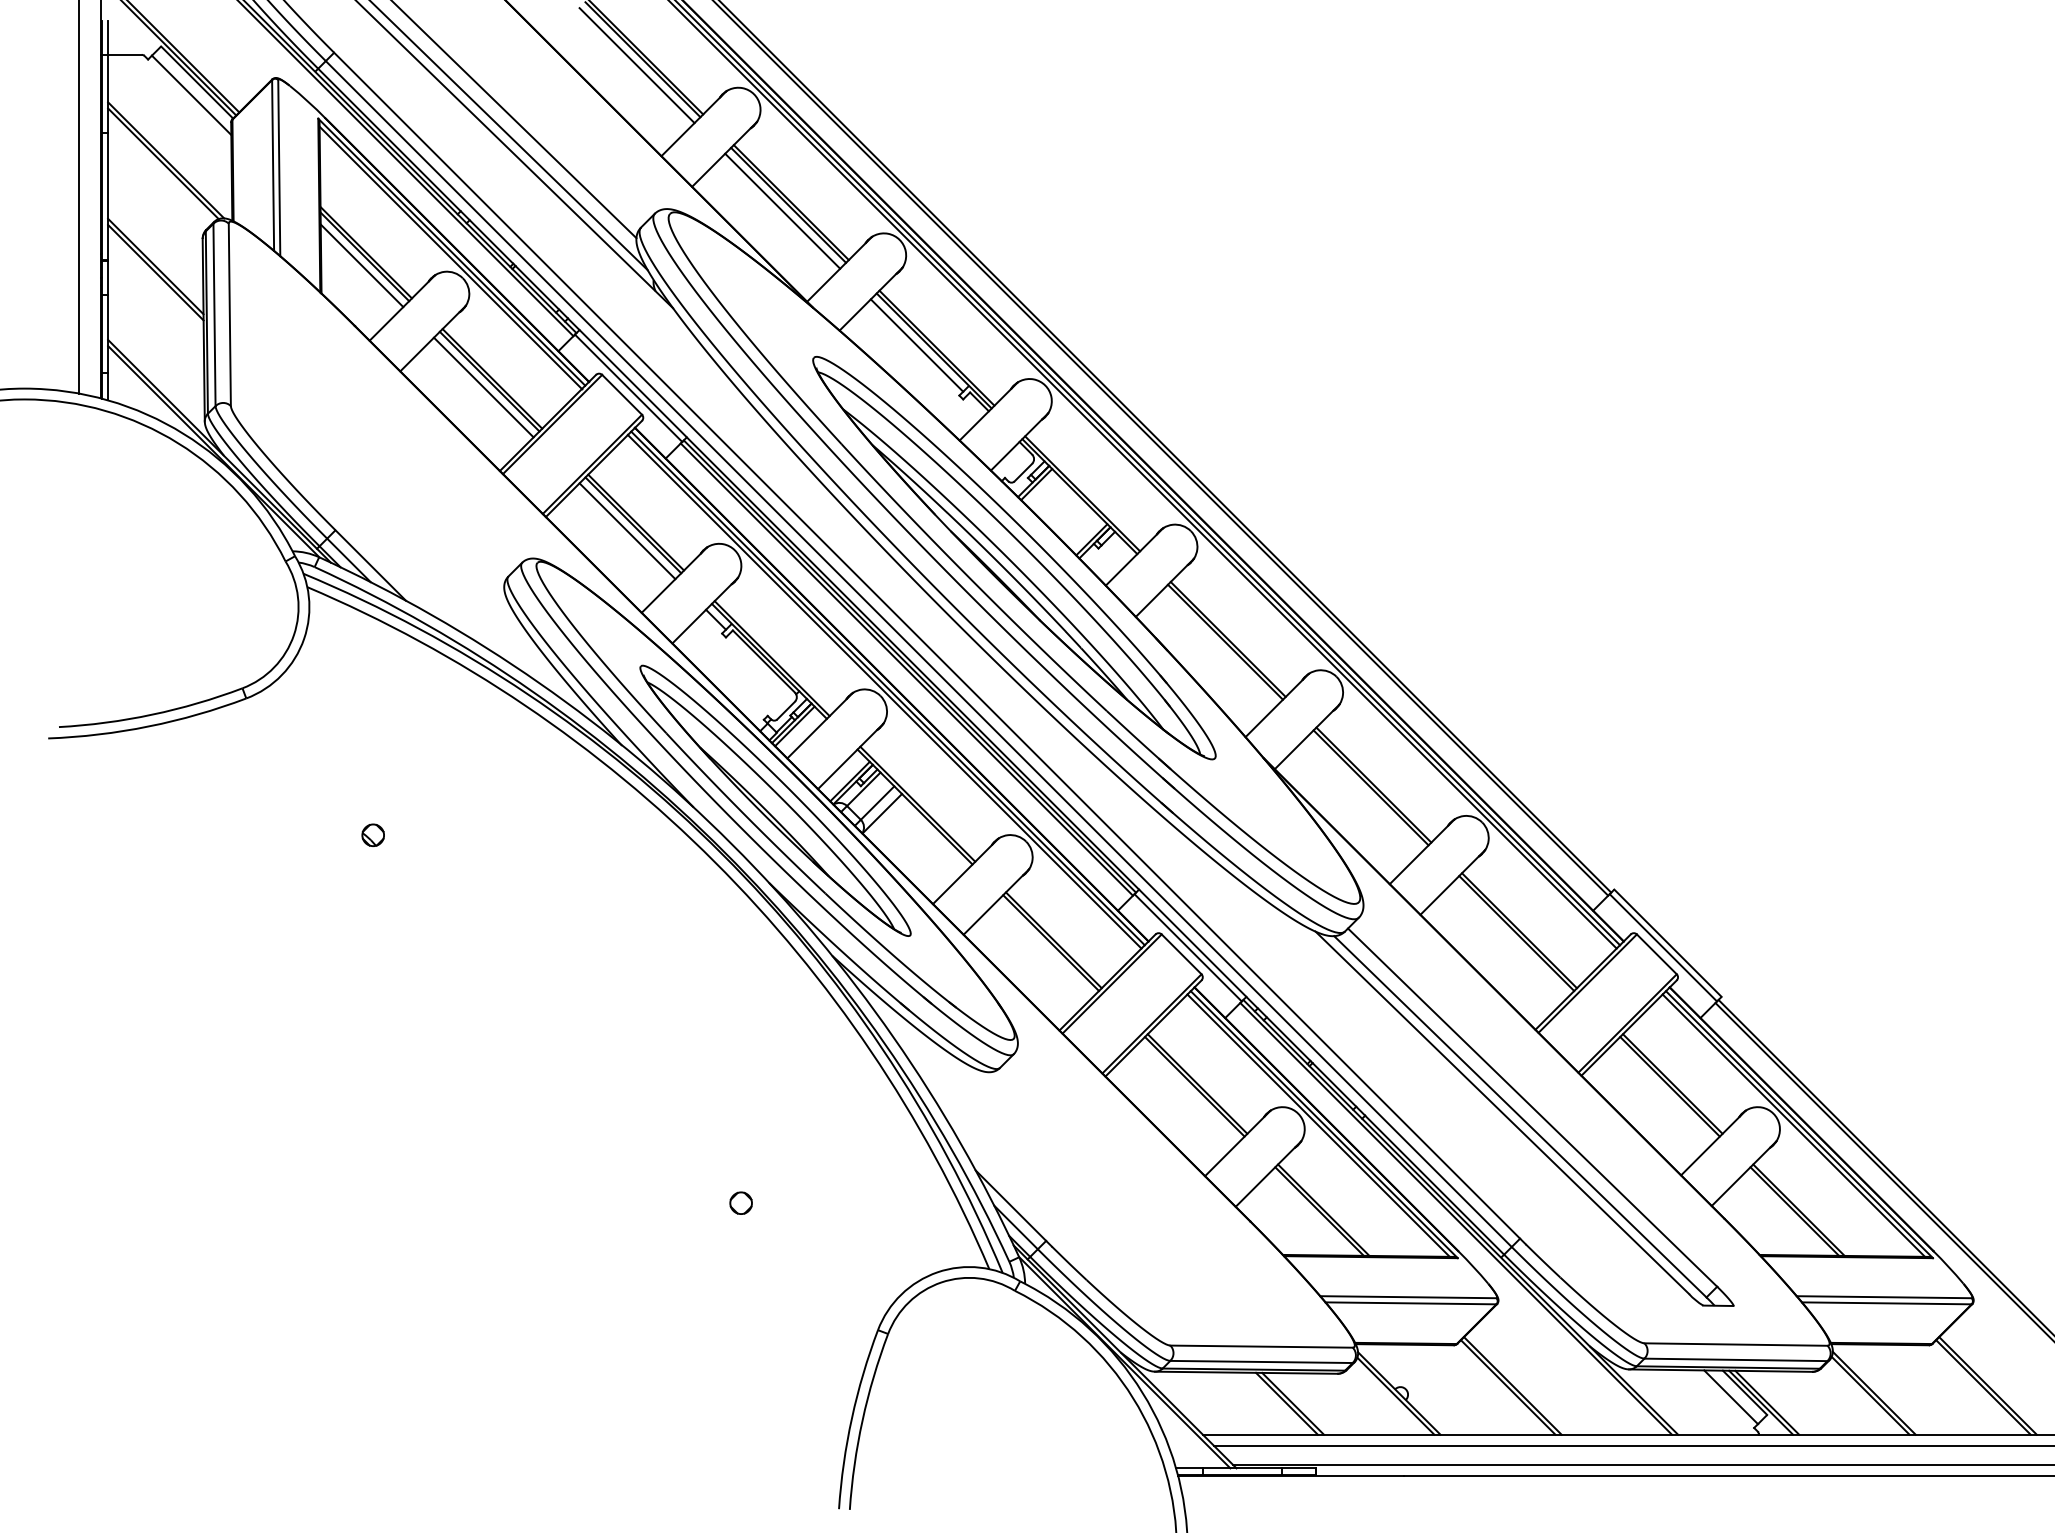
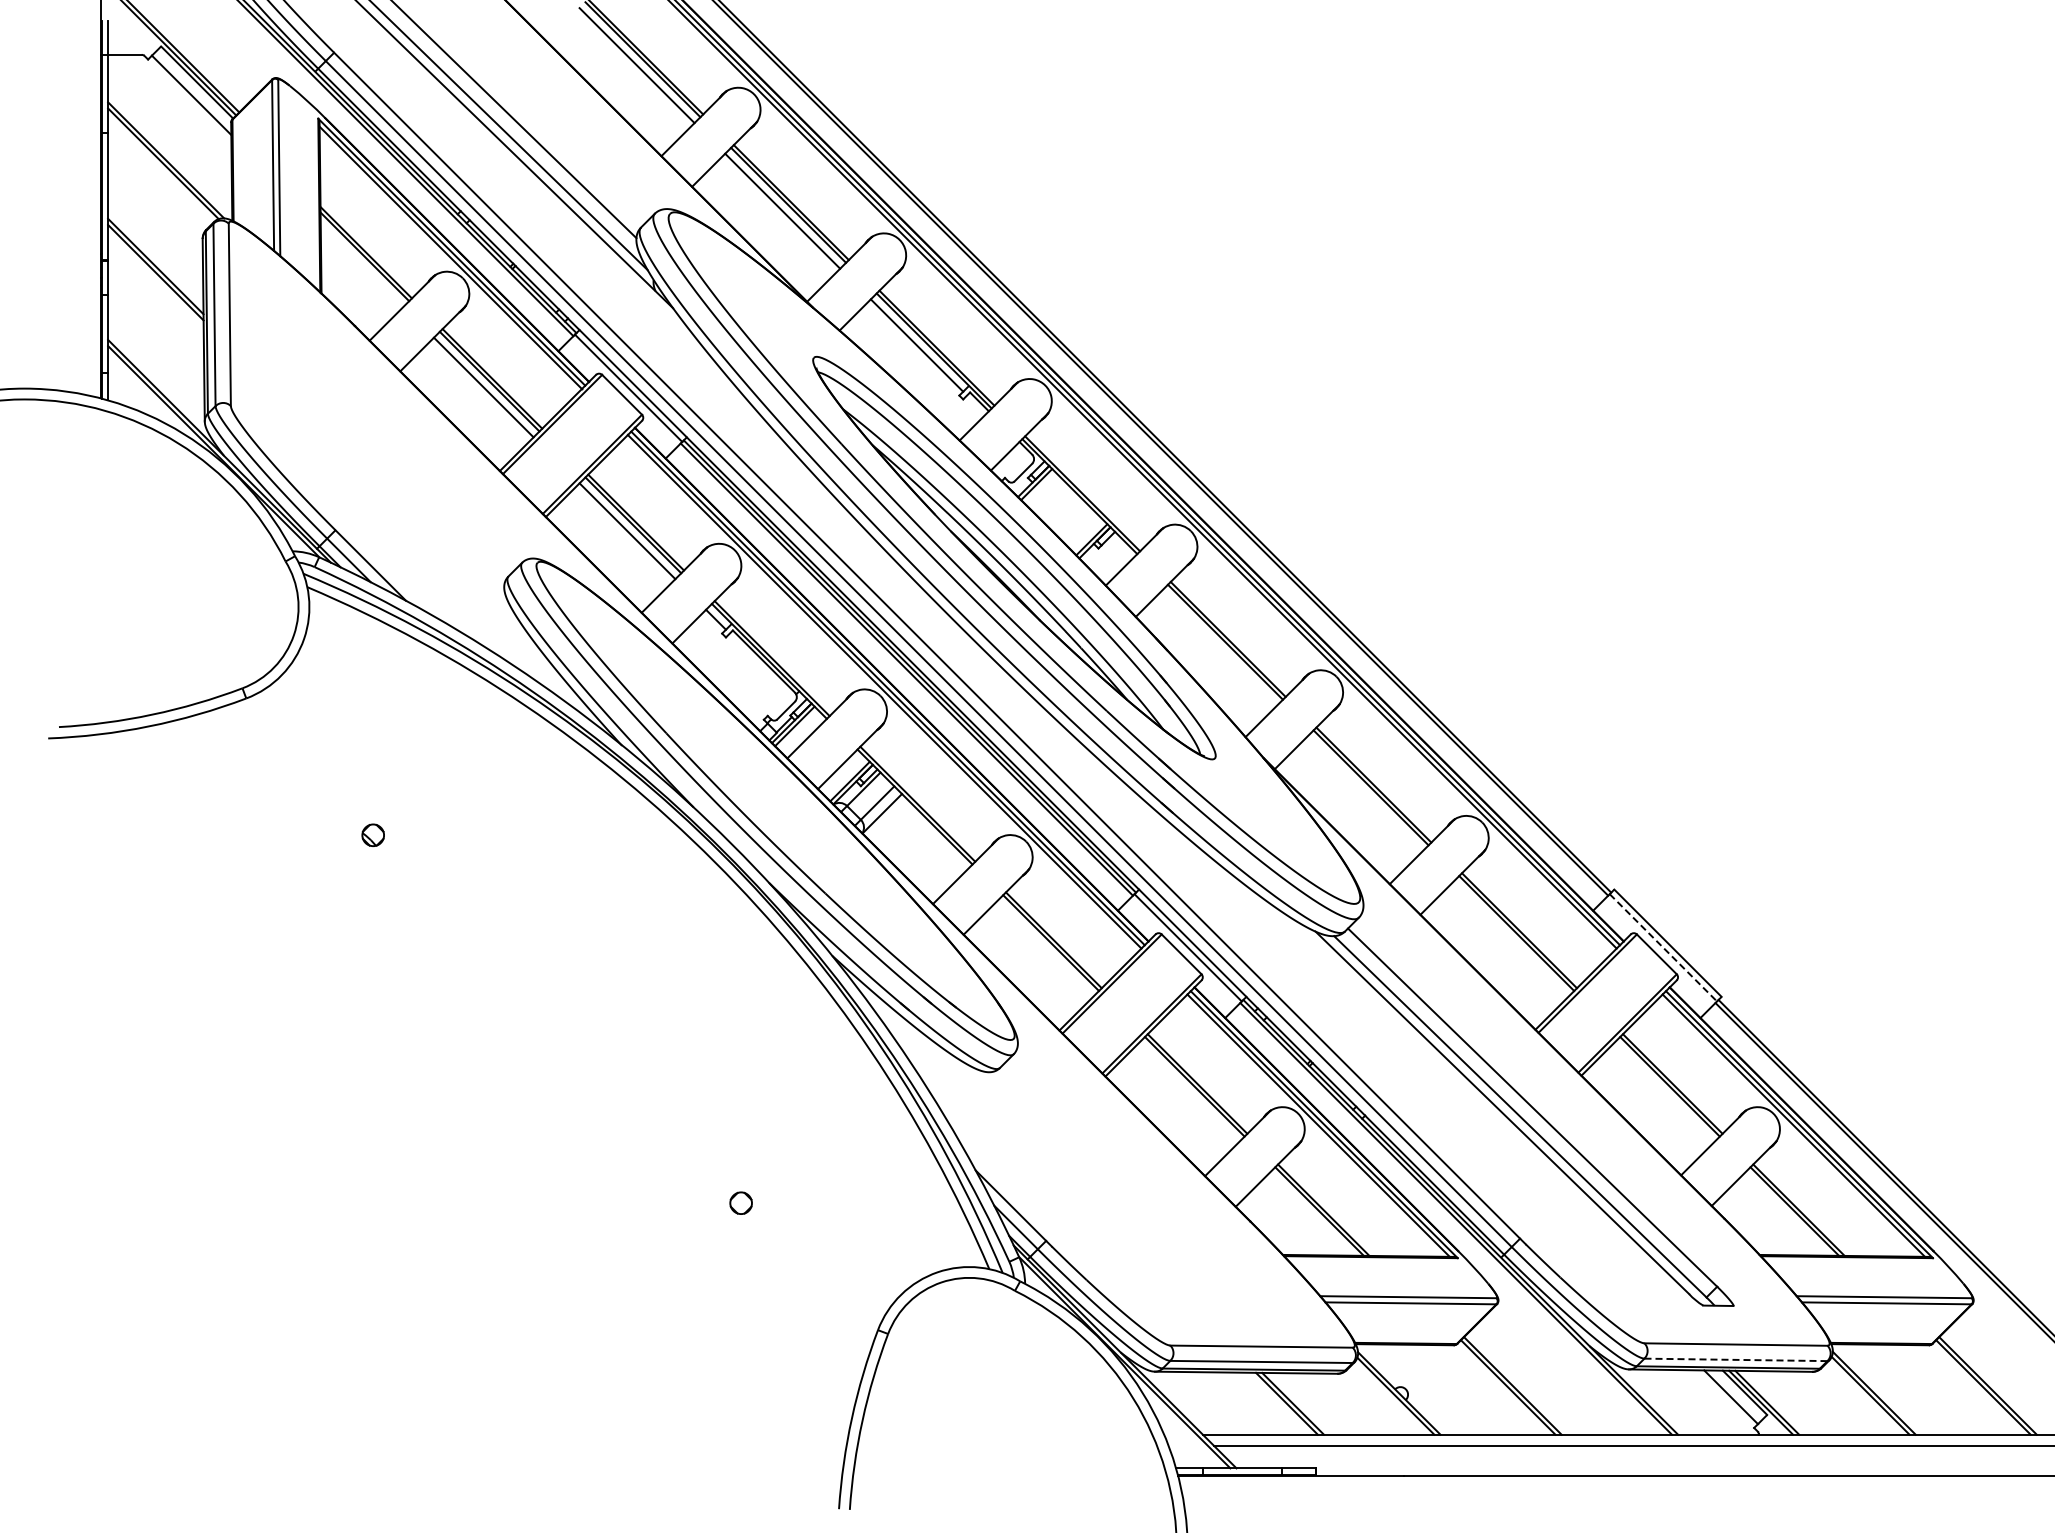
line: present -> none (78, 197)
line: present -> none (361, 265)
part: present -> none (775, 800)
line: solid -> dashed (1663, 947)
line: solid -> dashed (1735, 1359)
line: present -> none (1642, 1465)
